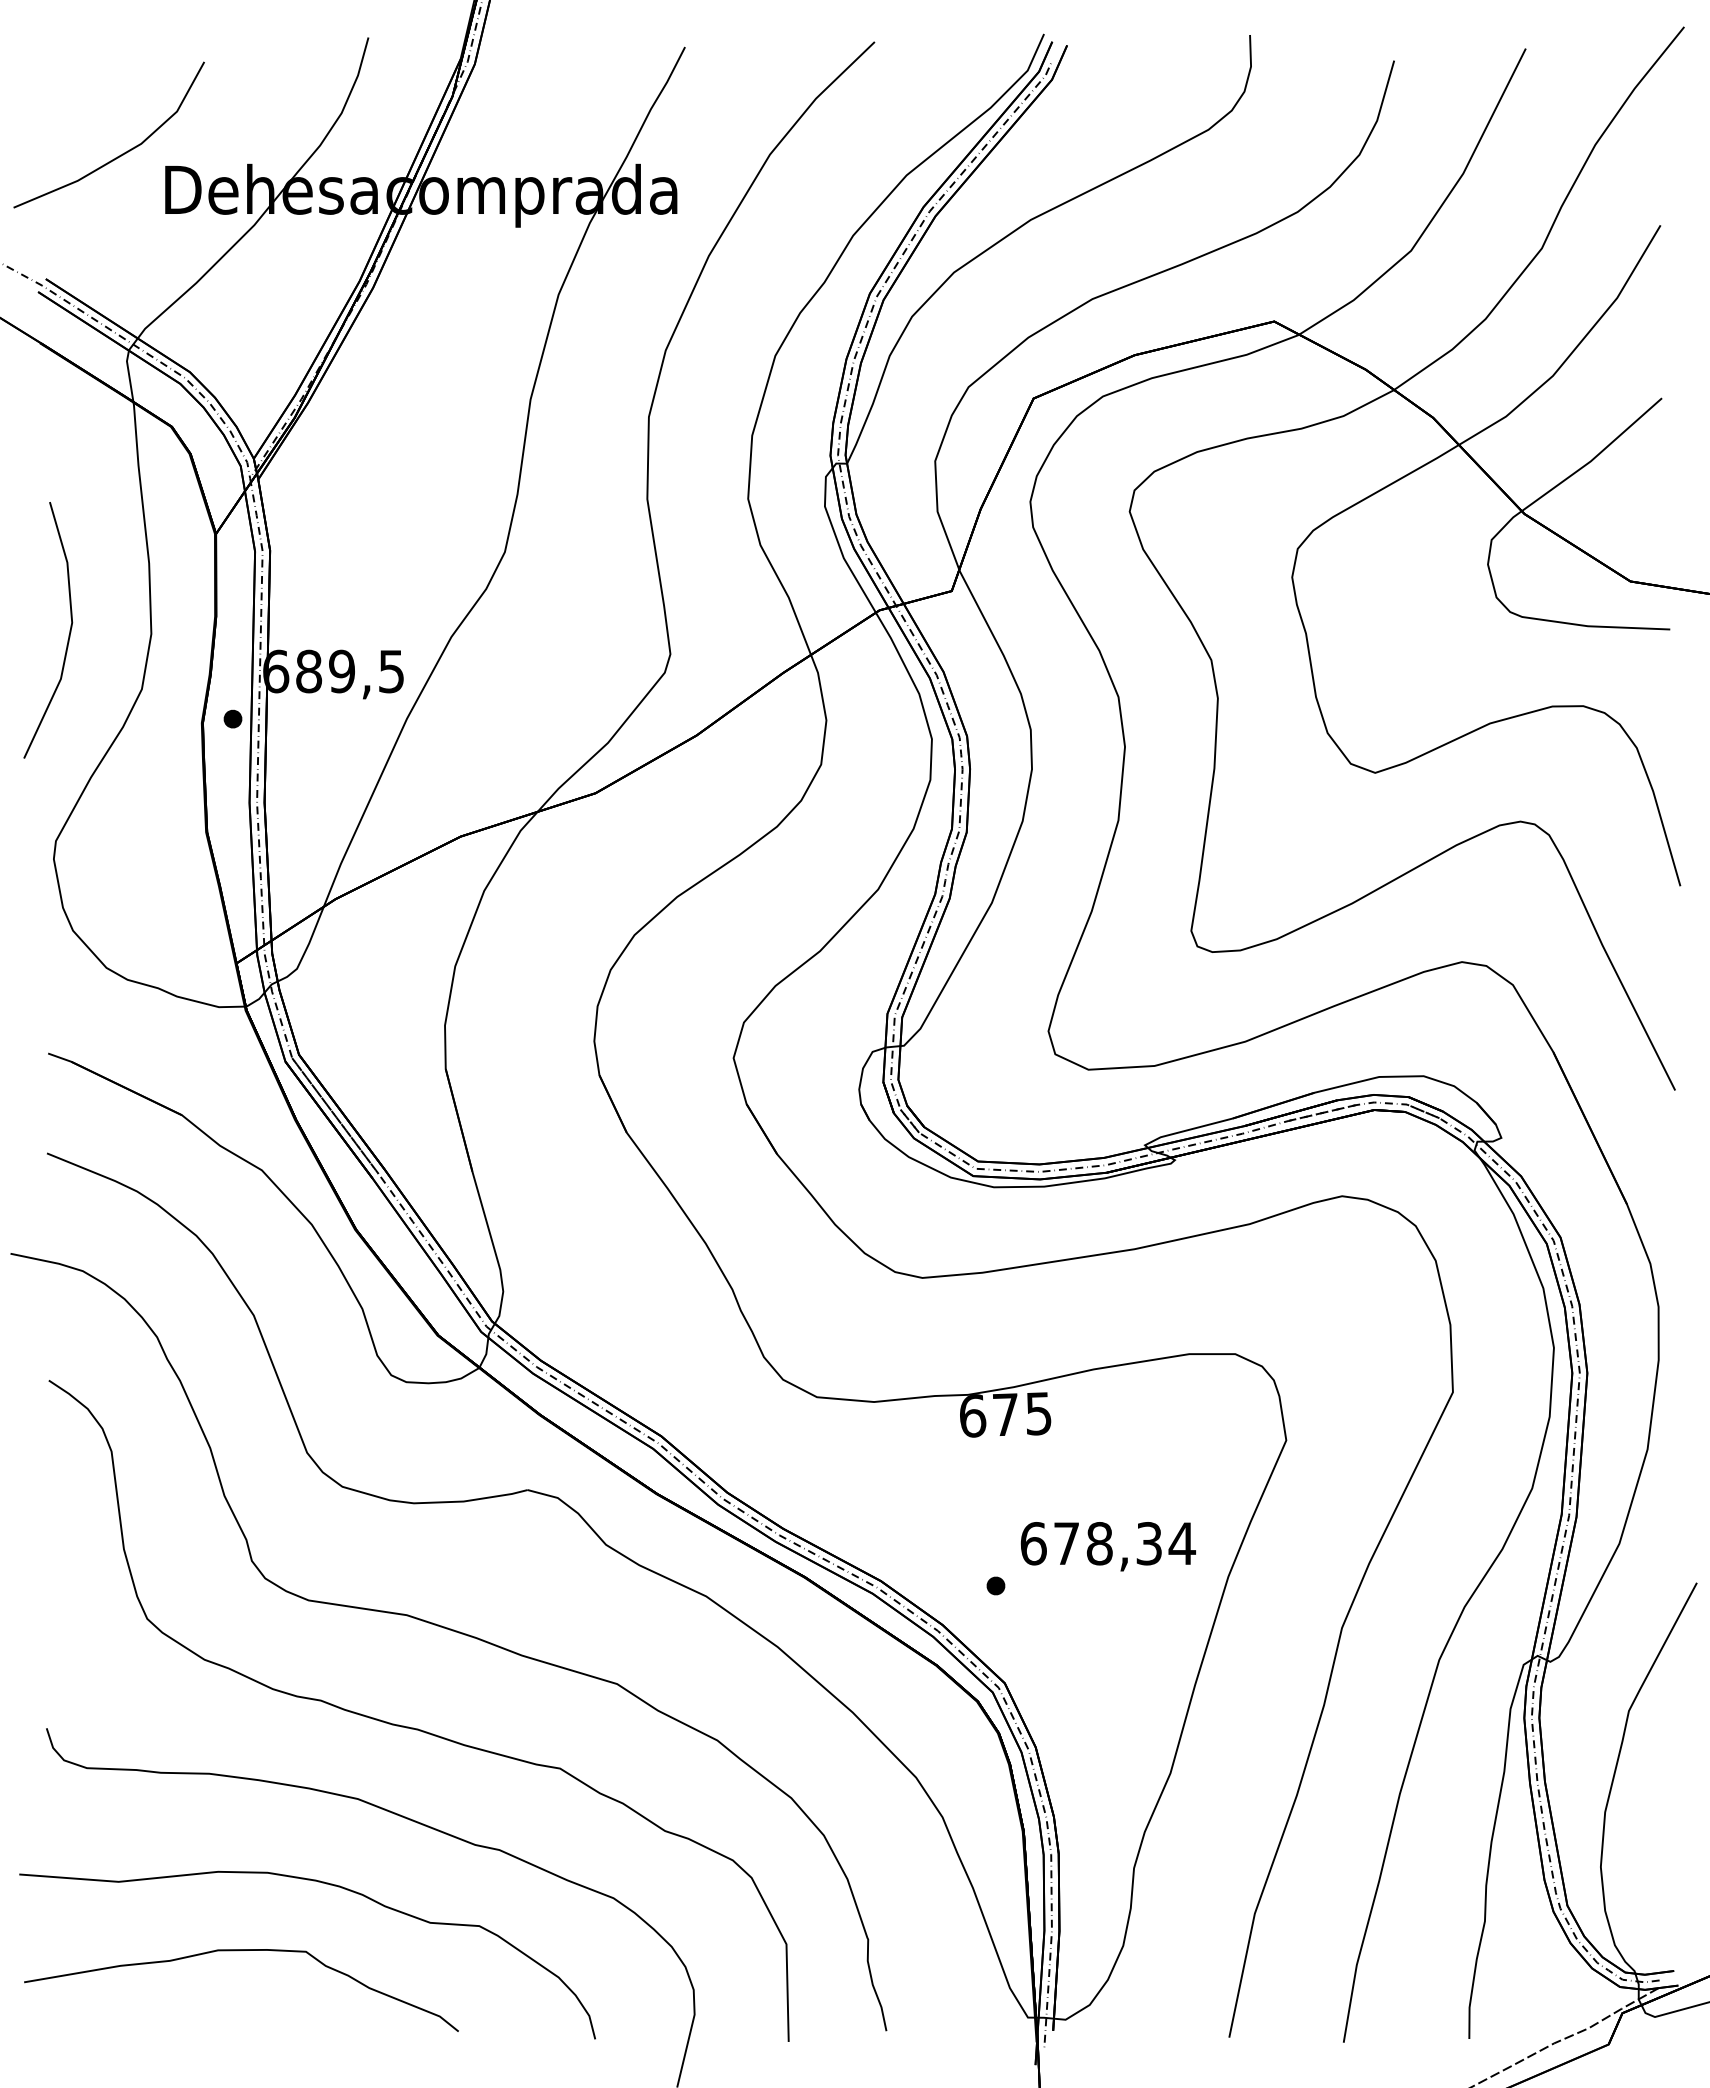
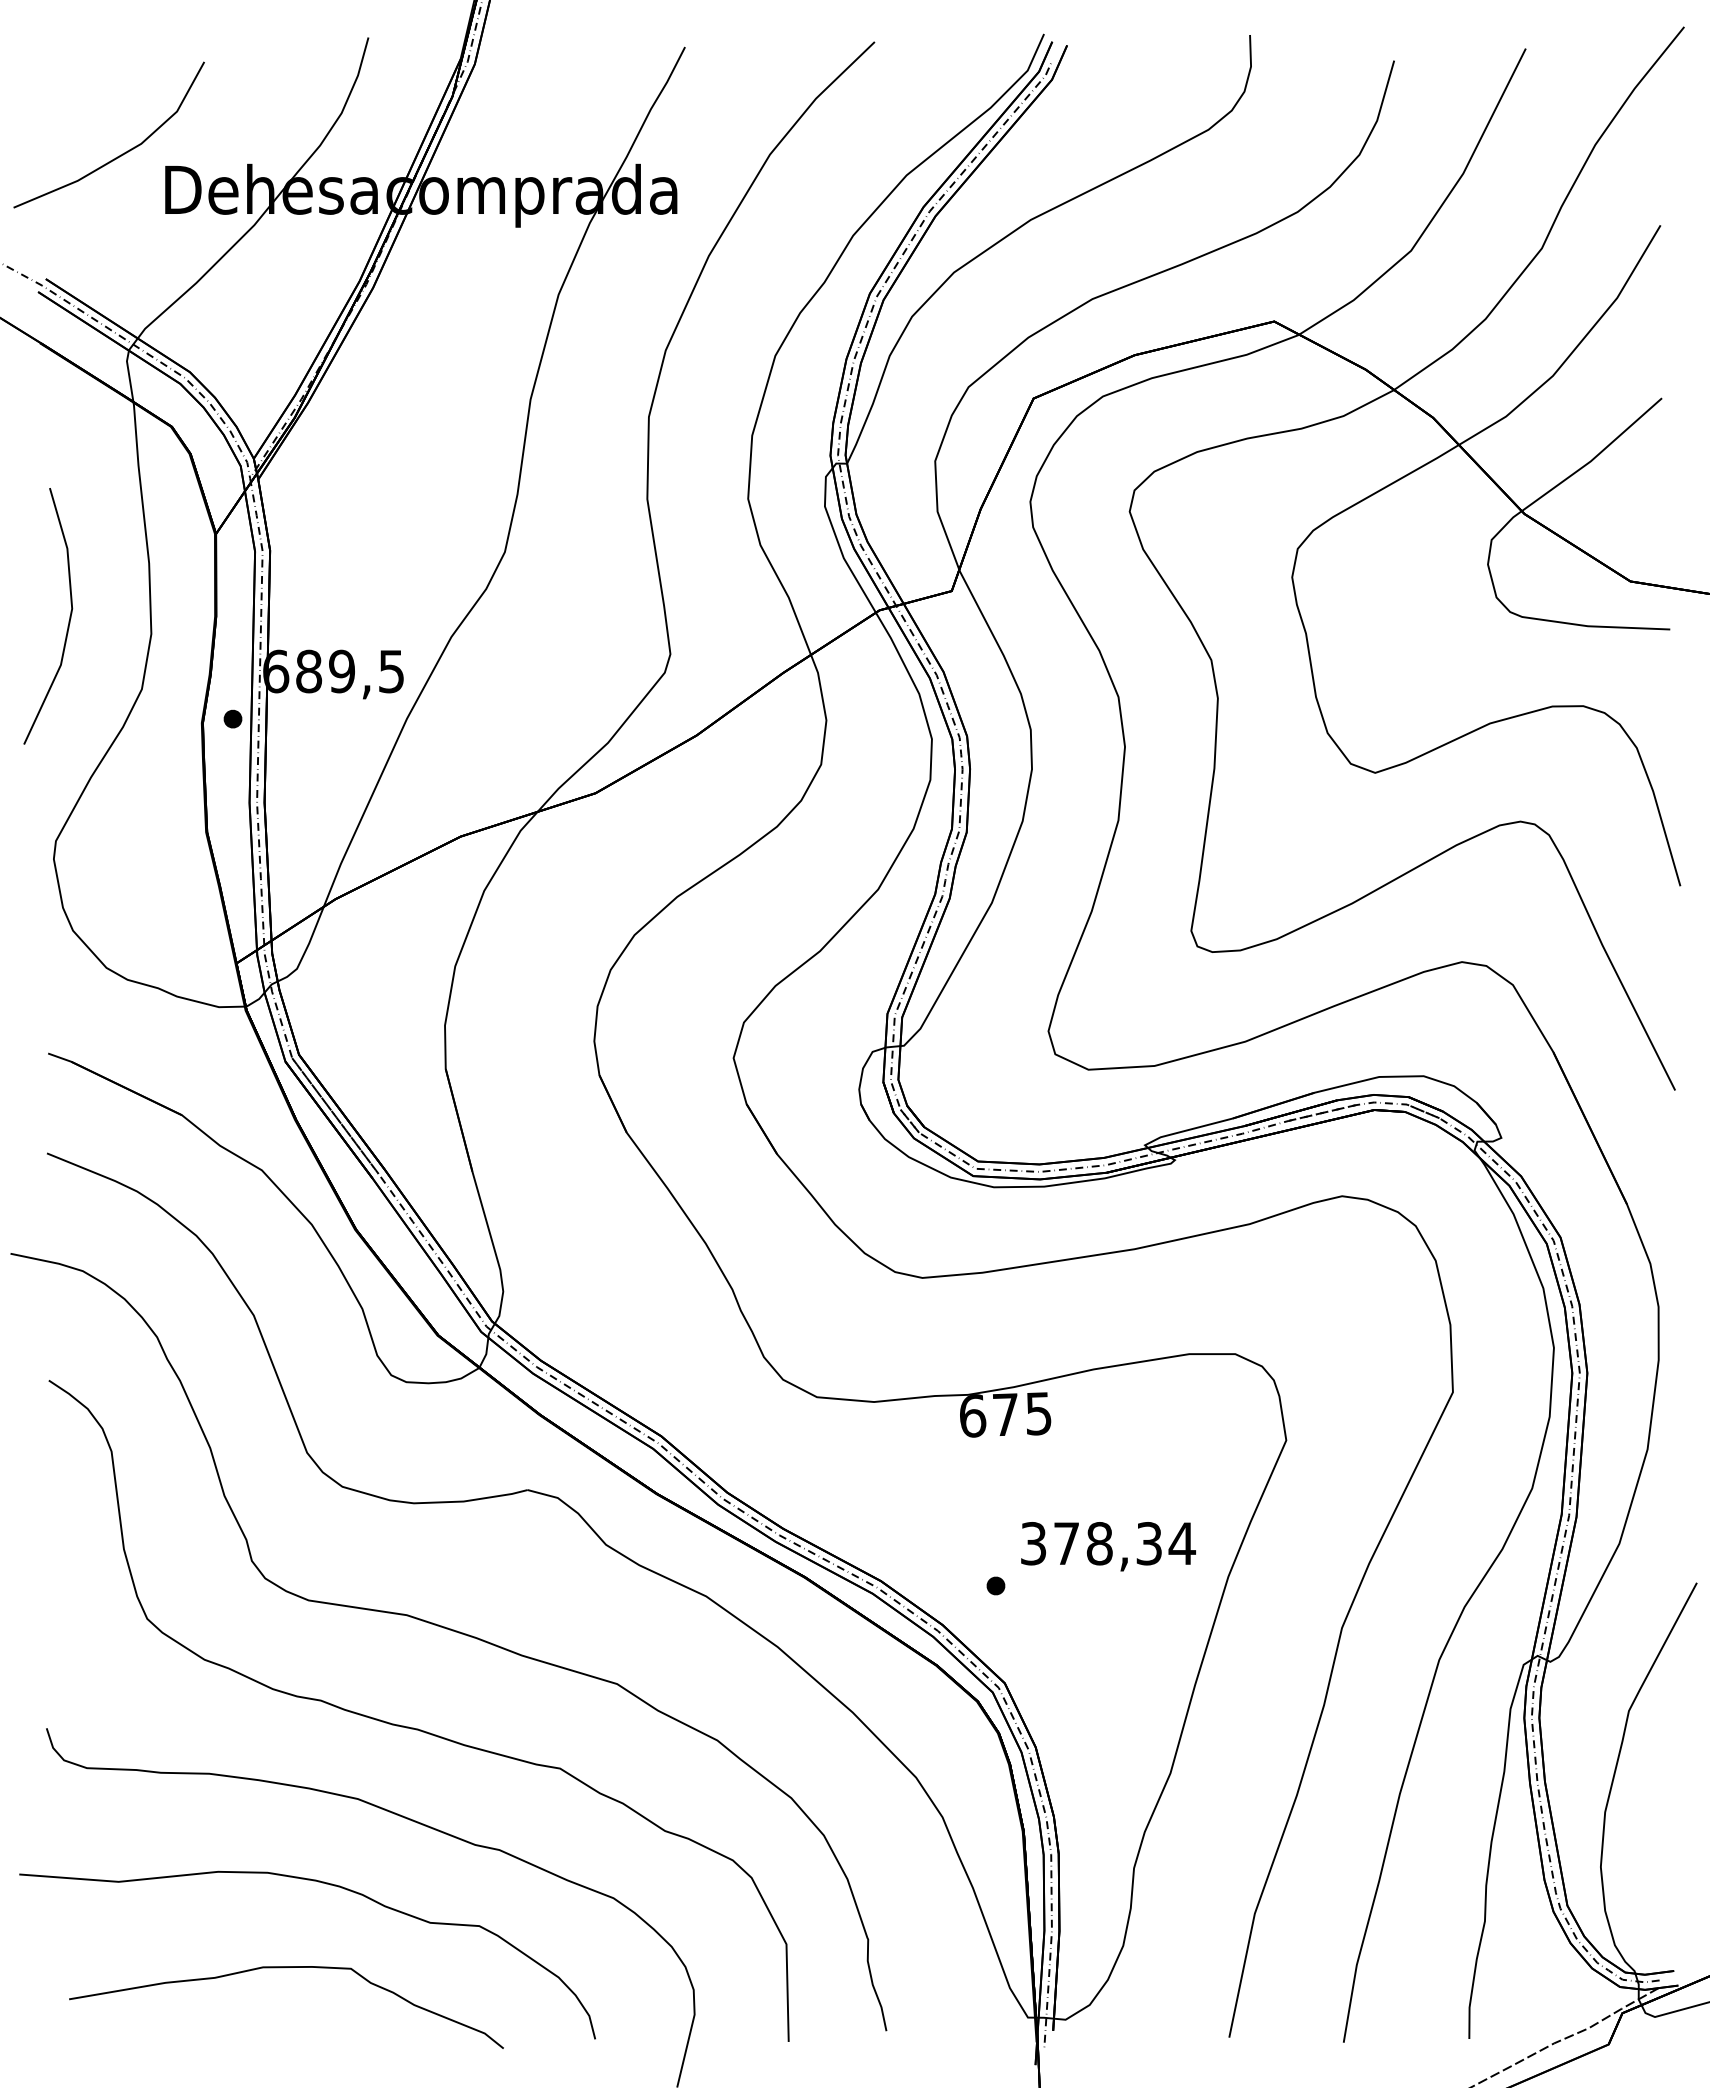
line position: (68, 635) -> (68, 621) (68, 621)
text: 678,34 -> 378,34 (1033, 1543)
curve position: (238, 1951) -> (283, 1968) (283, 1968)
